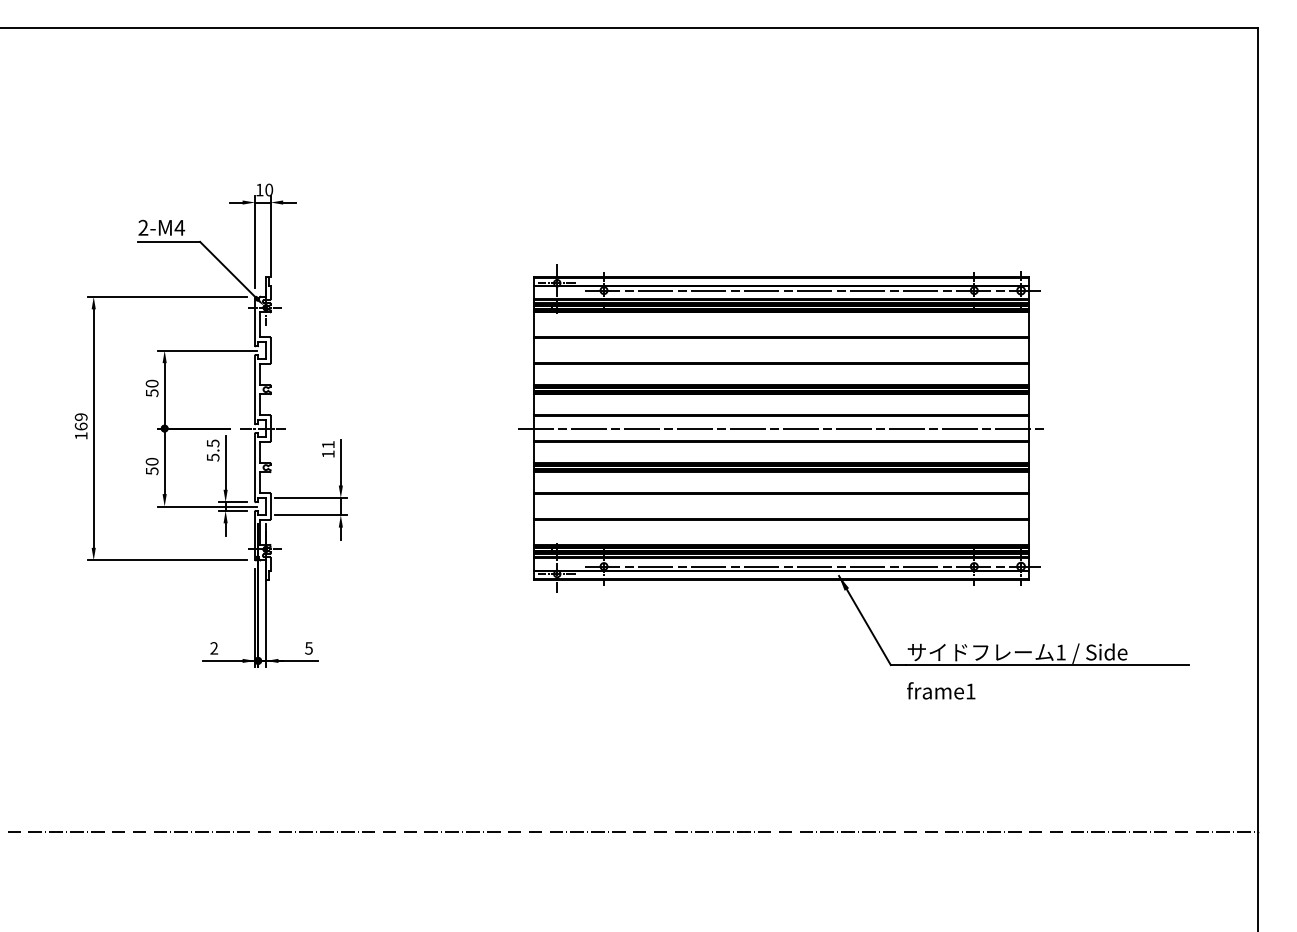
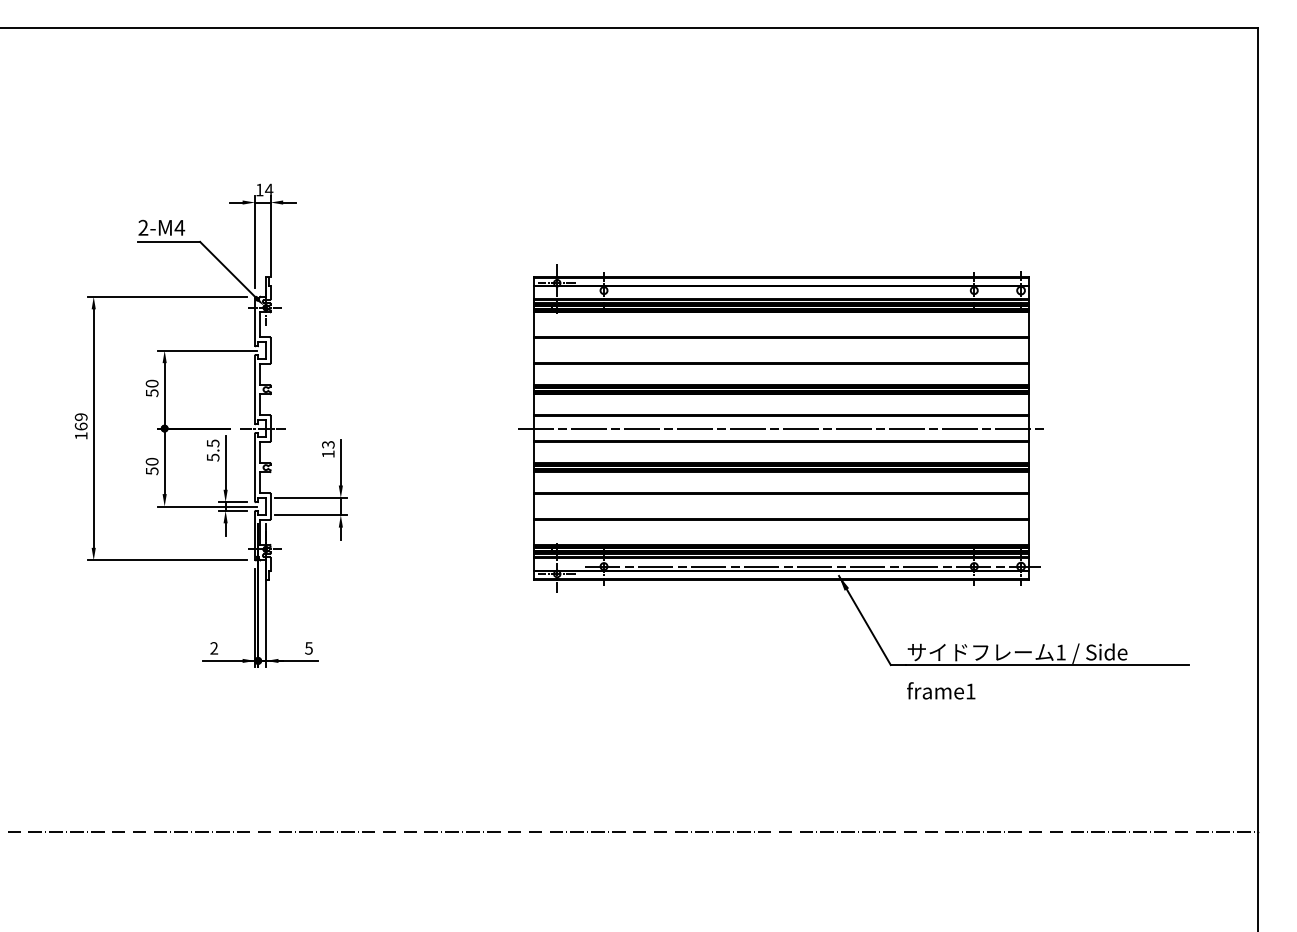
text: 10 -> 14 (269, 189)
line: present -> none (812, 290)
text: 11 -> 13 (328, 444)
